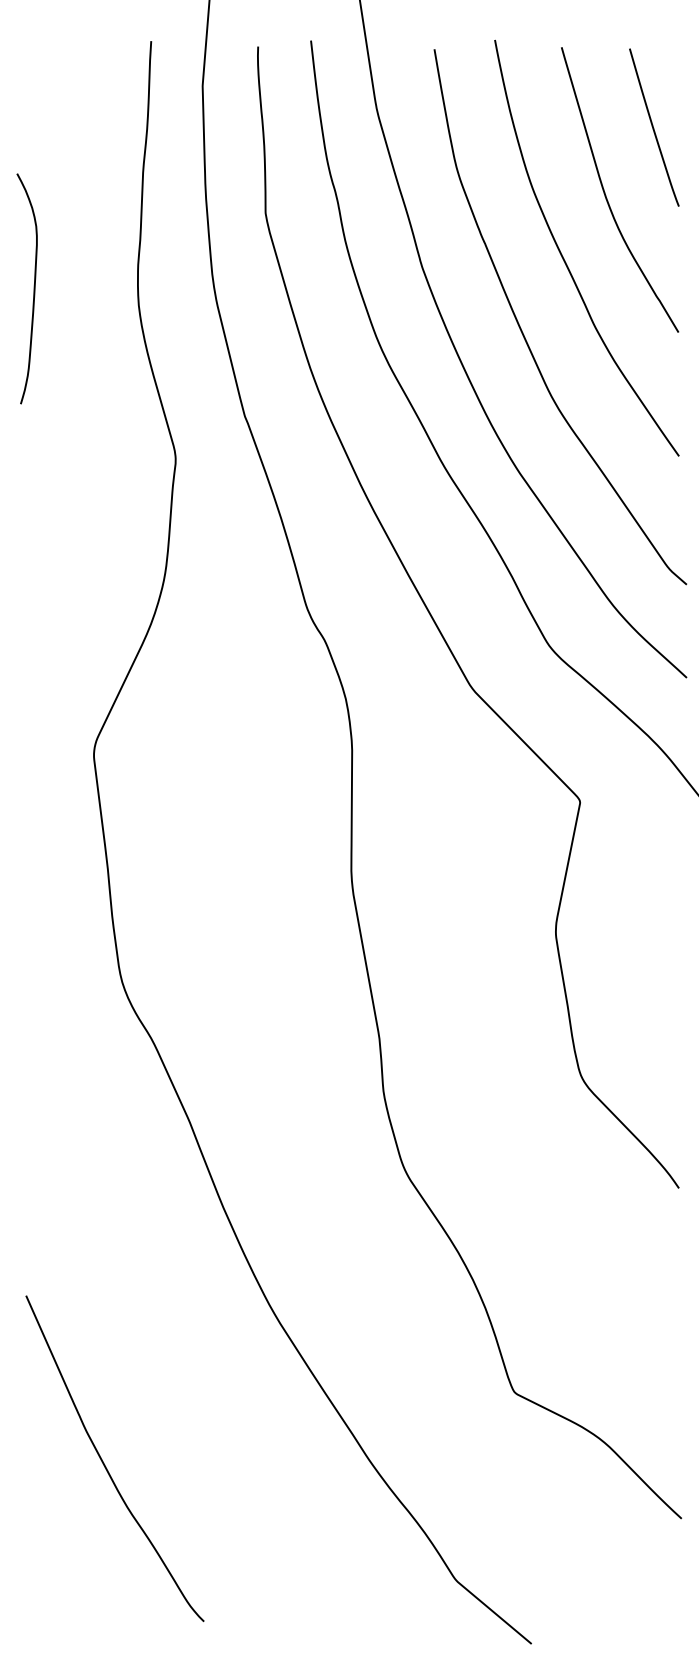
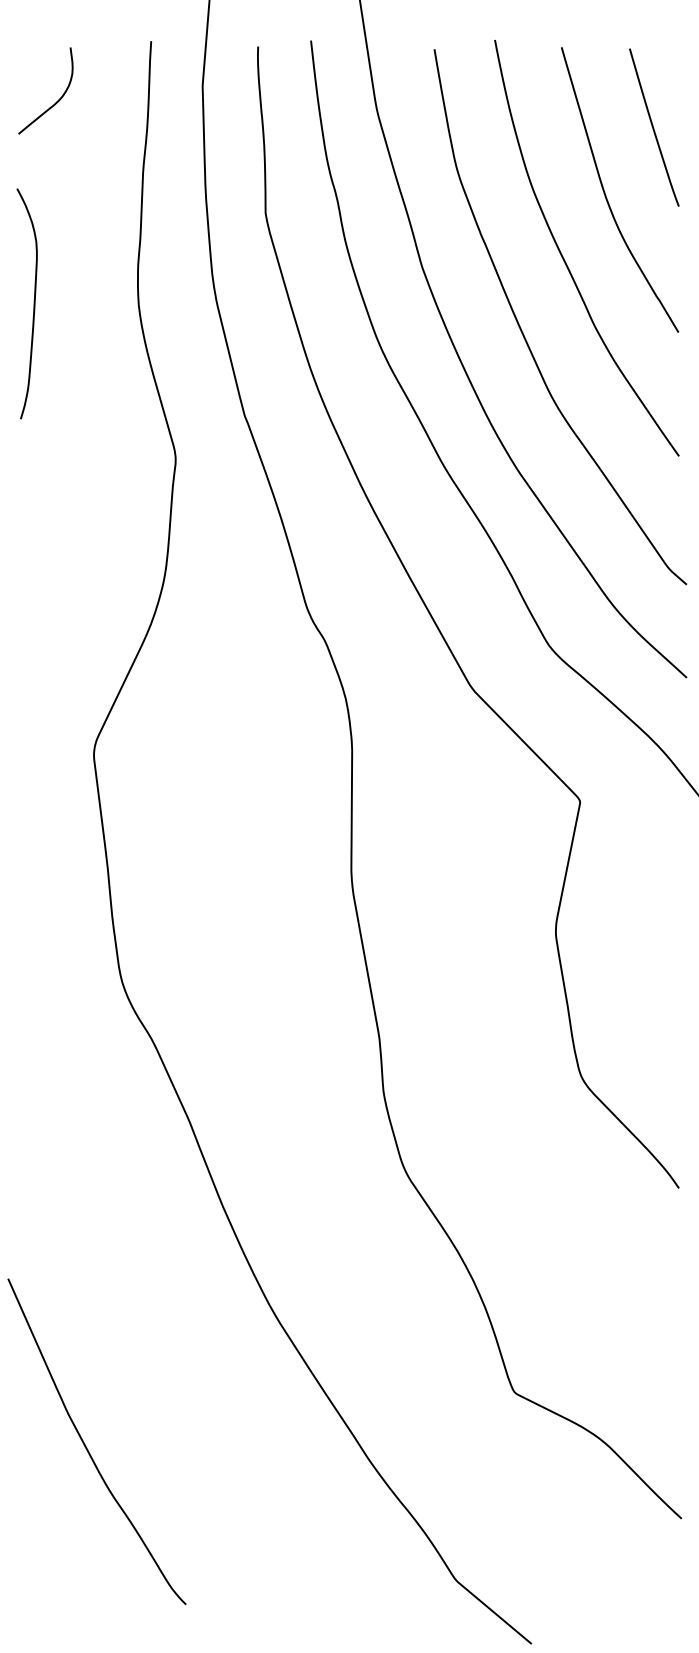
curve: none -> present (56, 101)
curve position: (33, 288) -> (33, 303) (33, 303)
curve position: (105, 1464) -> (87, 1447) (87, 1447)
